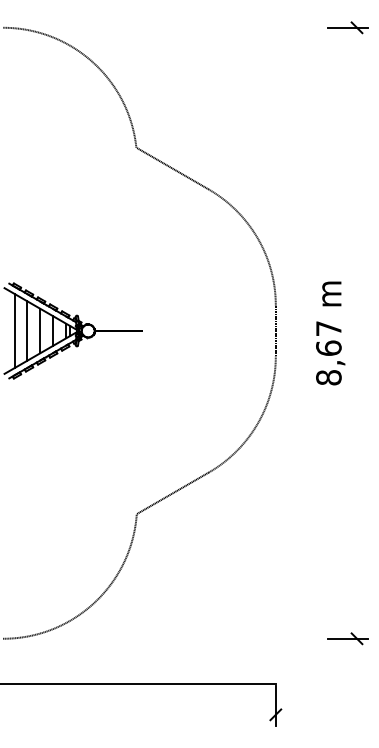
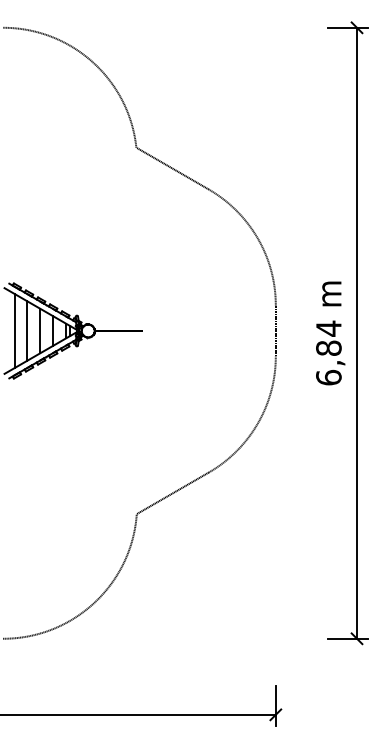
line: none -> present (357, 332)
text: 8,67 -> 6,84 (328, 352)
line position: (138, 683) -> (138, 714) (138, 714)
